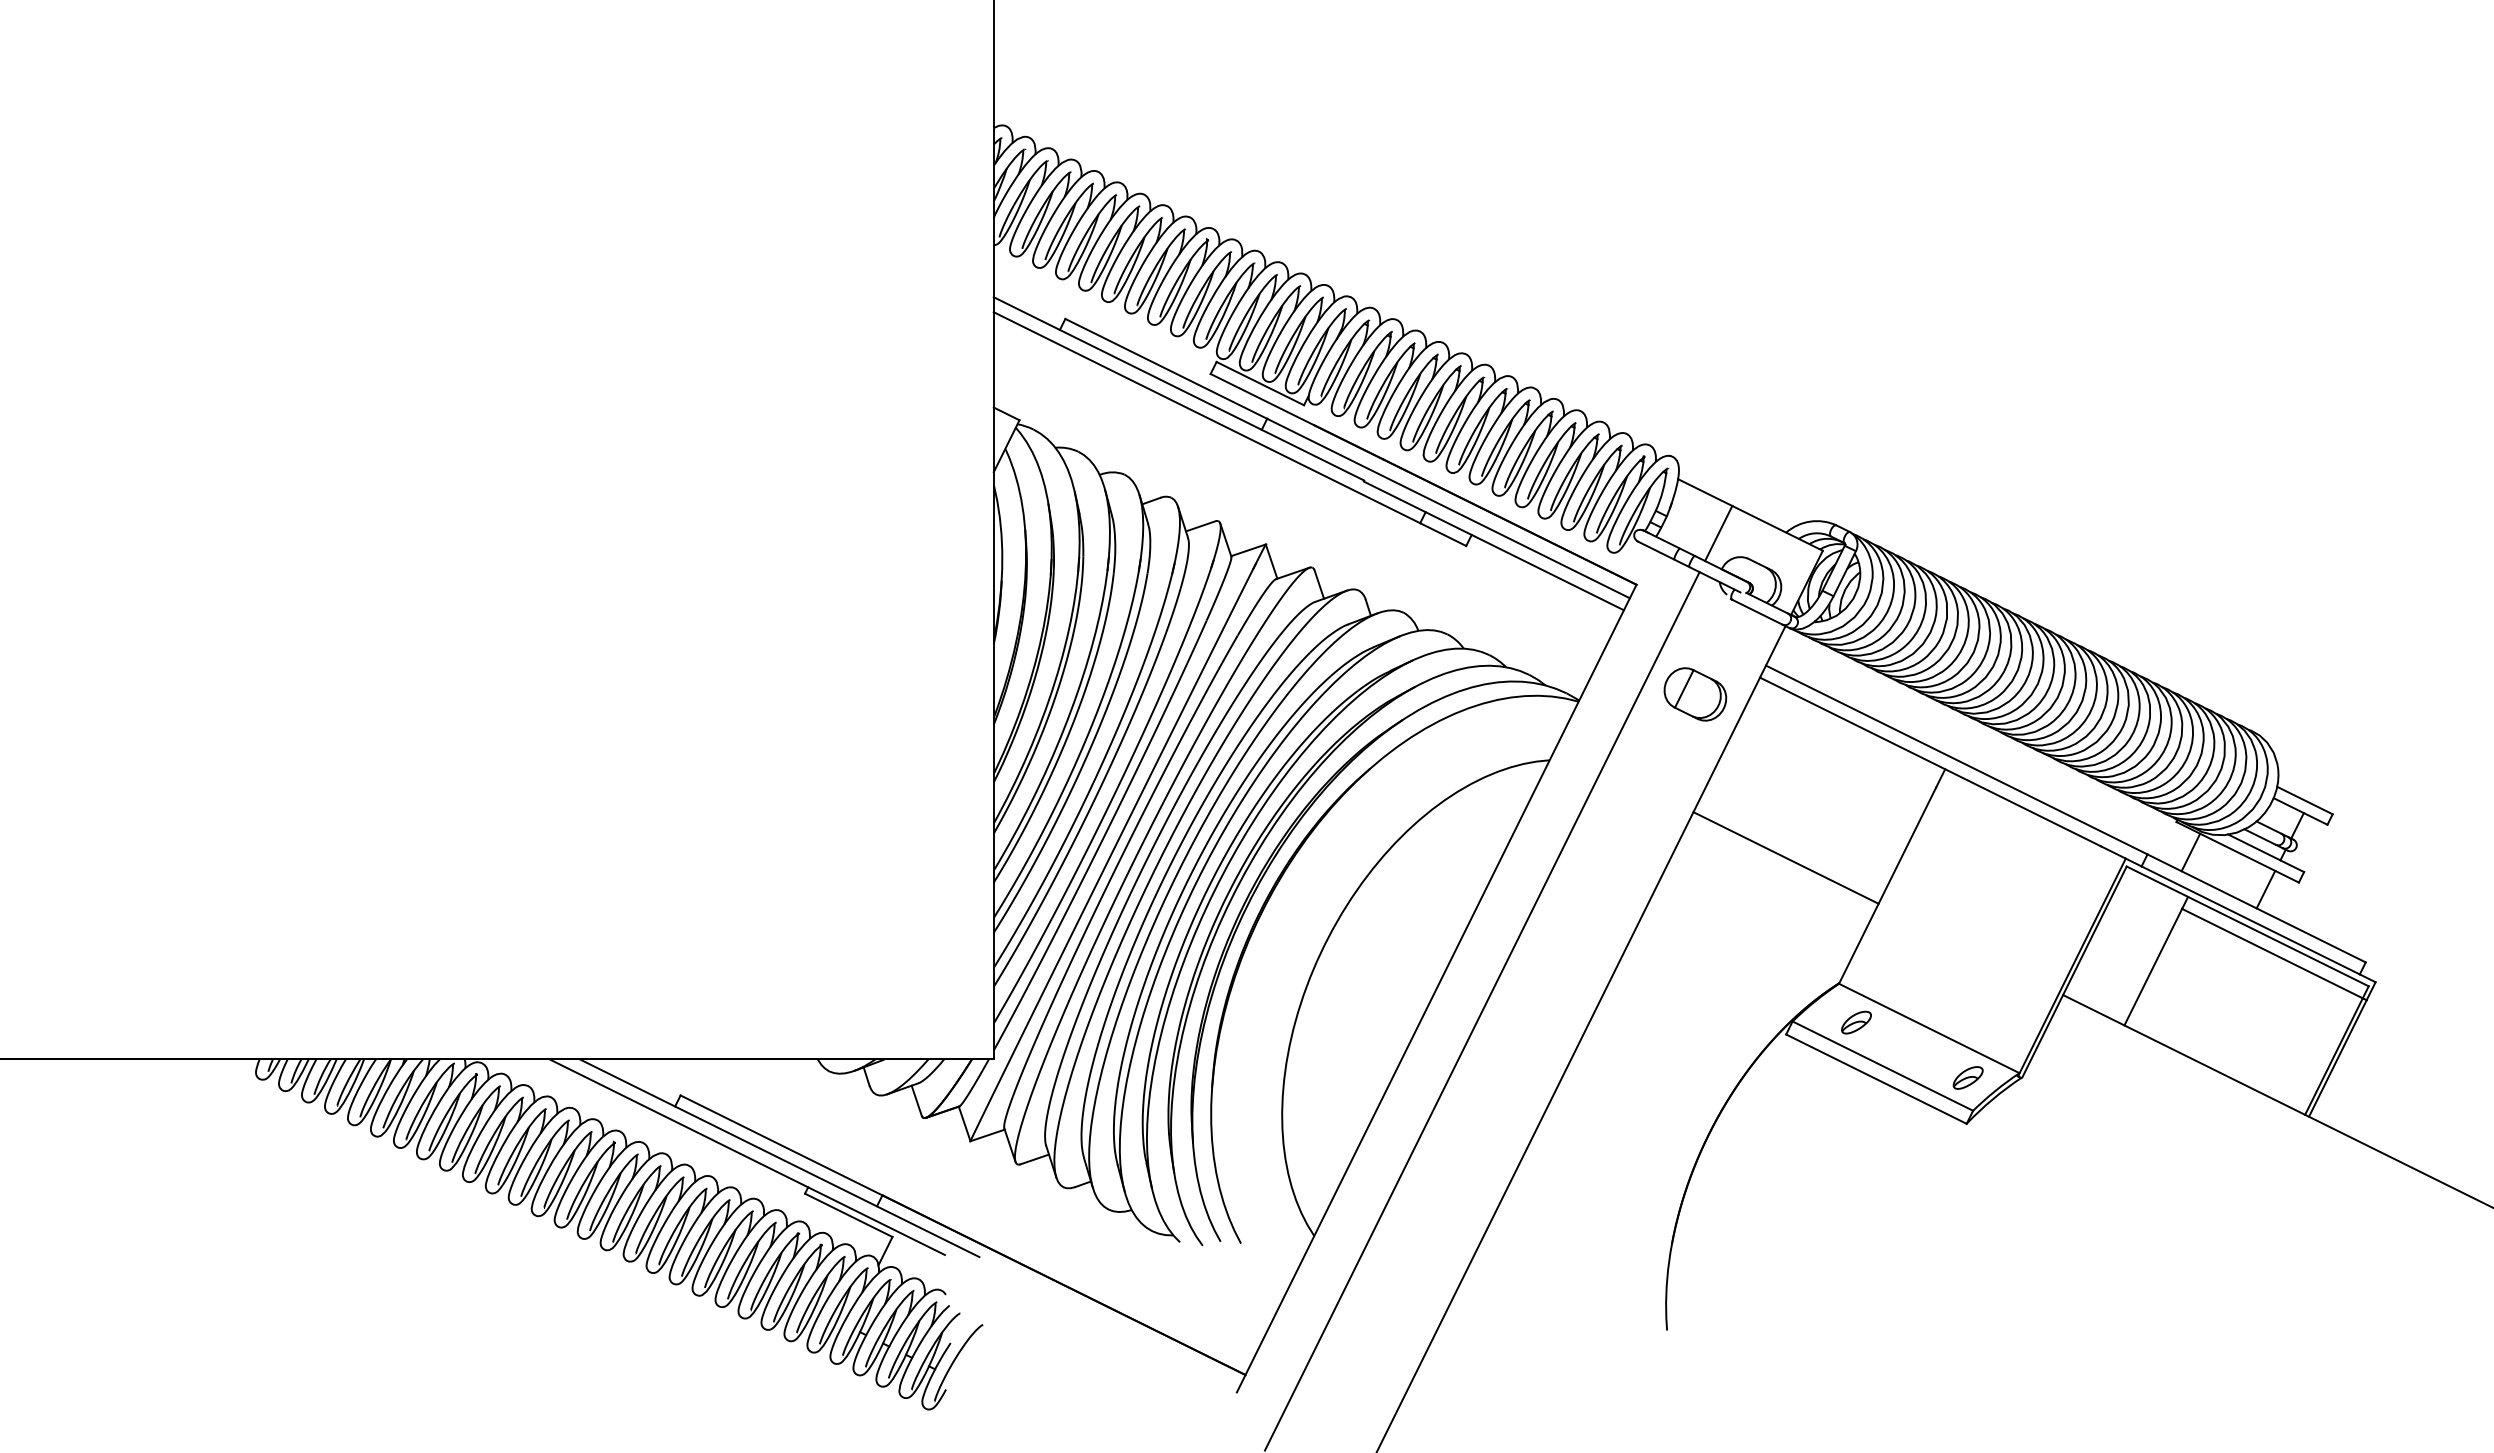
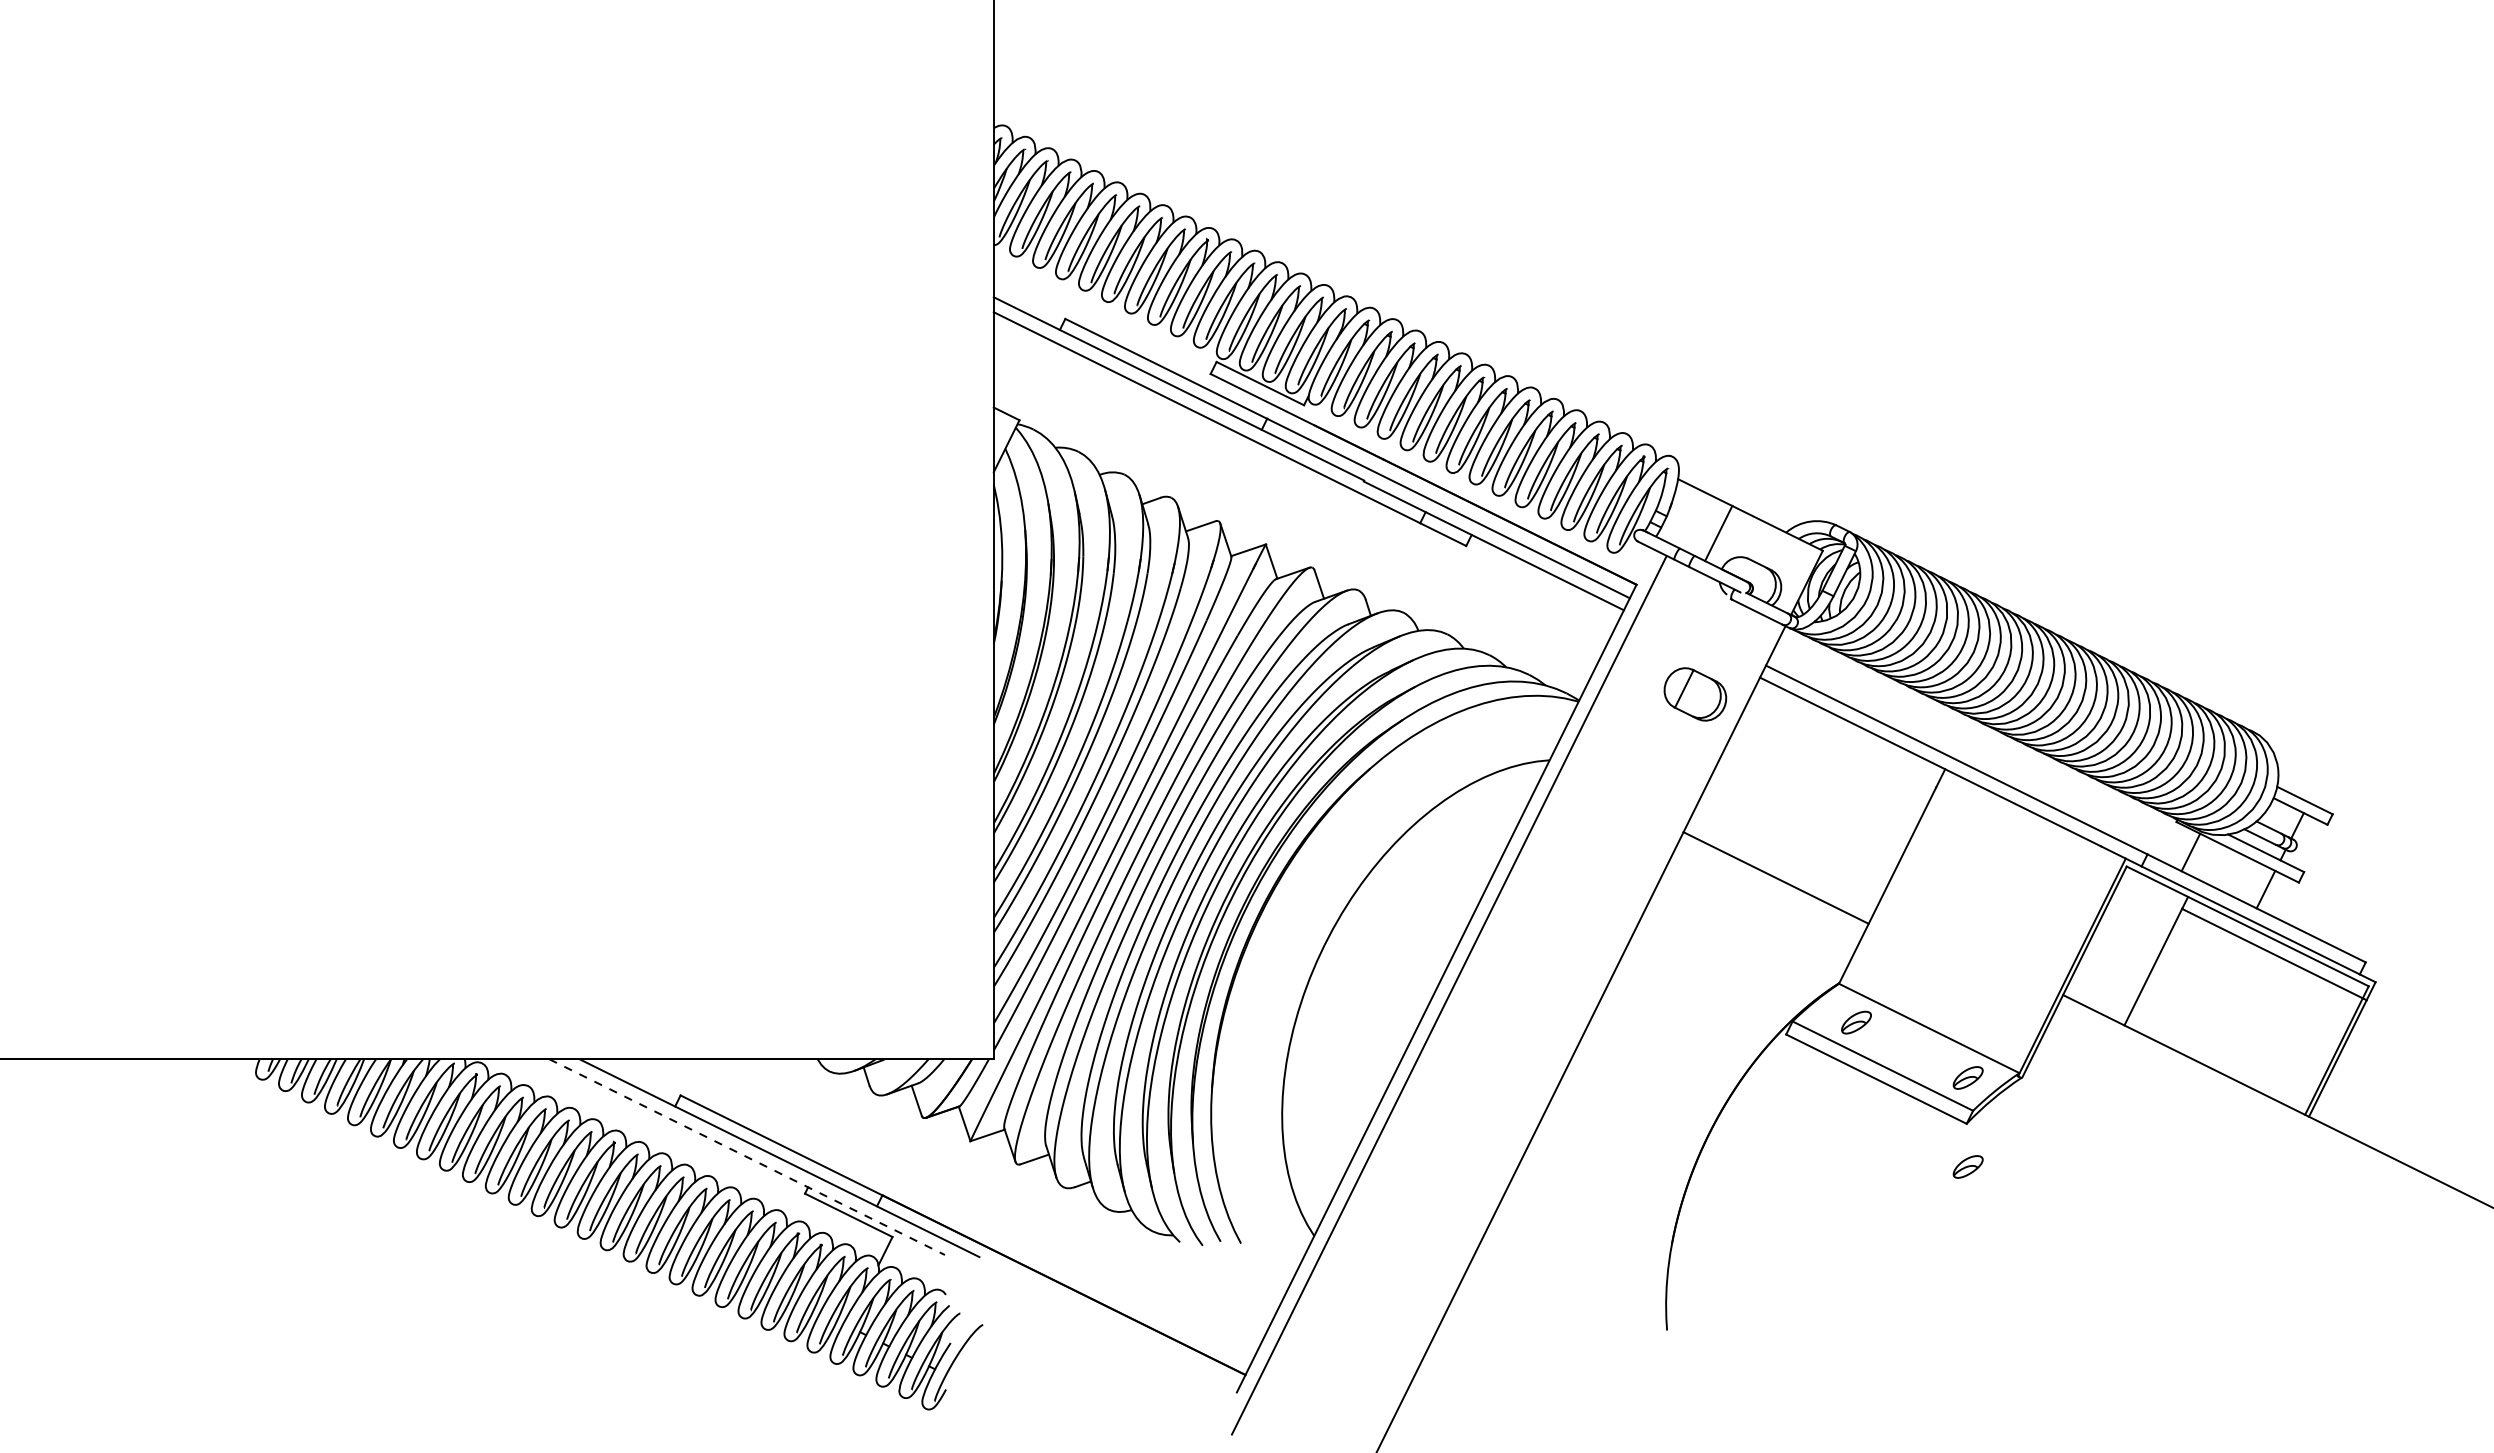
line position: (1785, 857) -> (1775, 877) (1775, 877)
line position: (1482, 1010) -> (1448, 995) (1448, 995)
line: solid -> dashed (747, 1157)
part: none -> present (1967, 1166)
